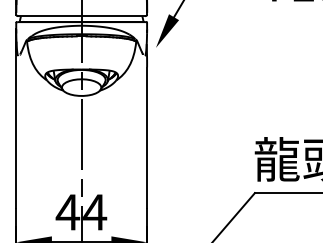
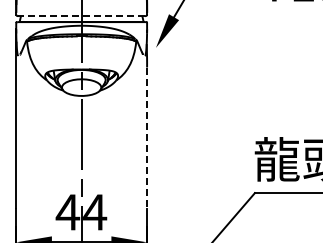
line: solid -> dashed (81, 16)
line: solid -> dashed (147, 138)
